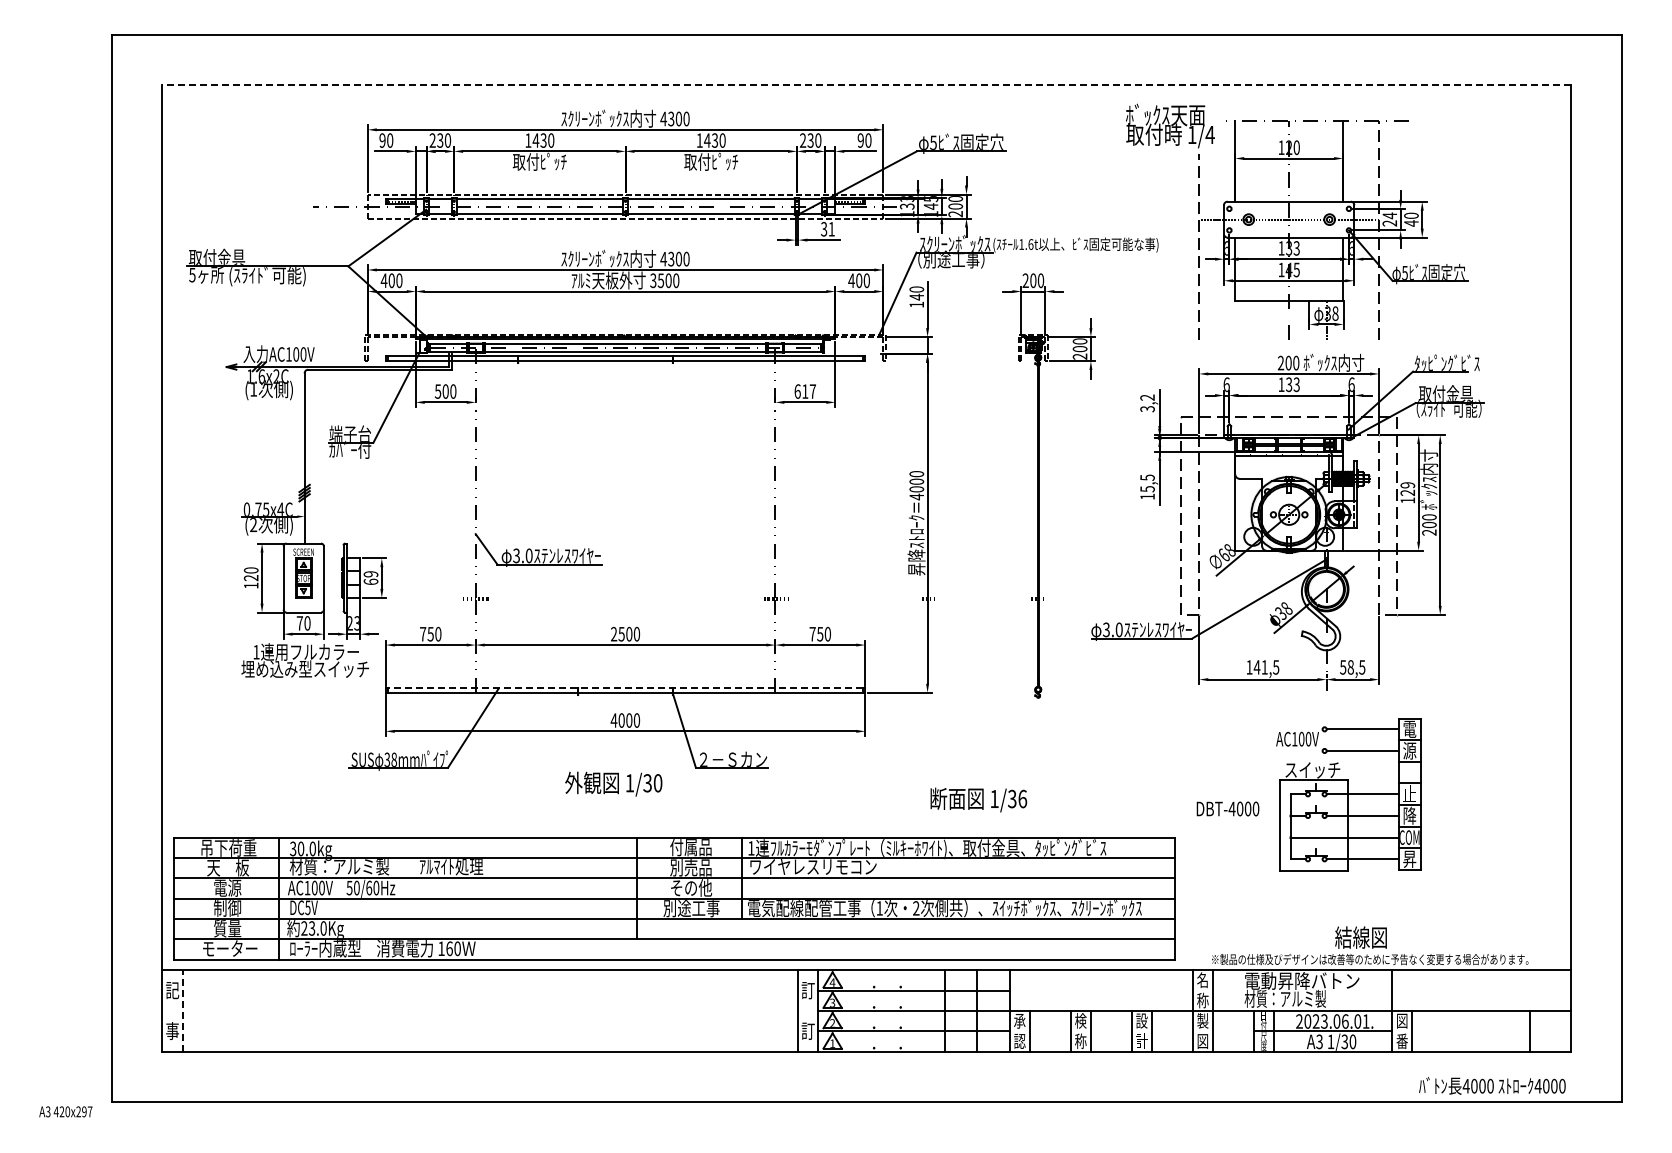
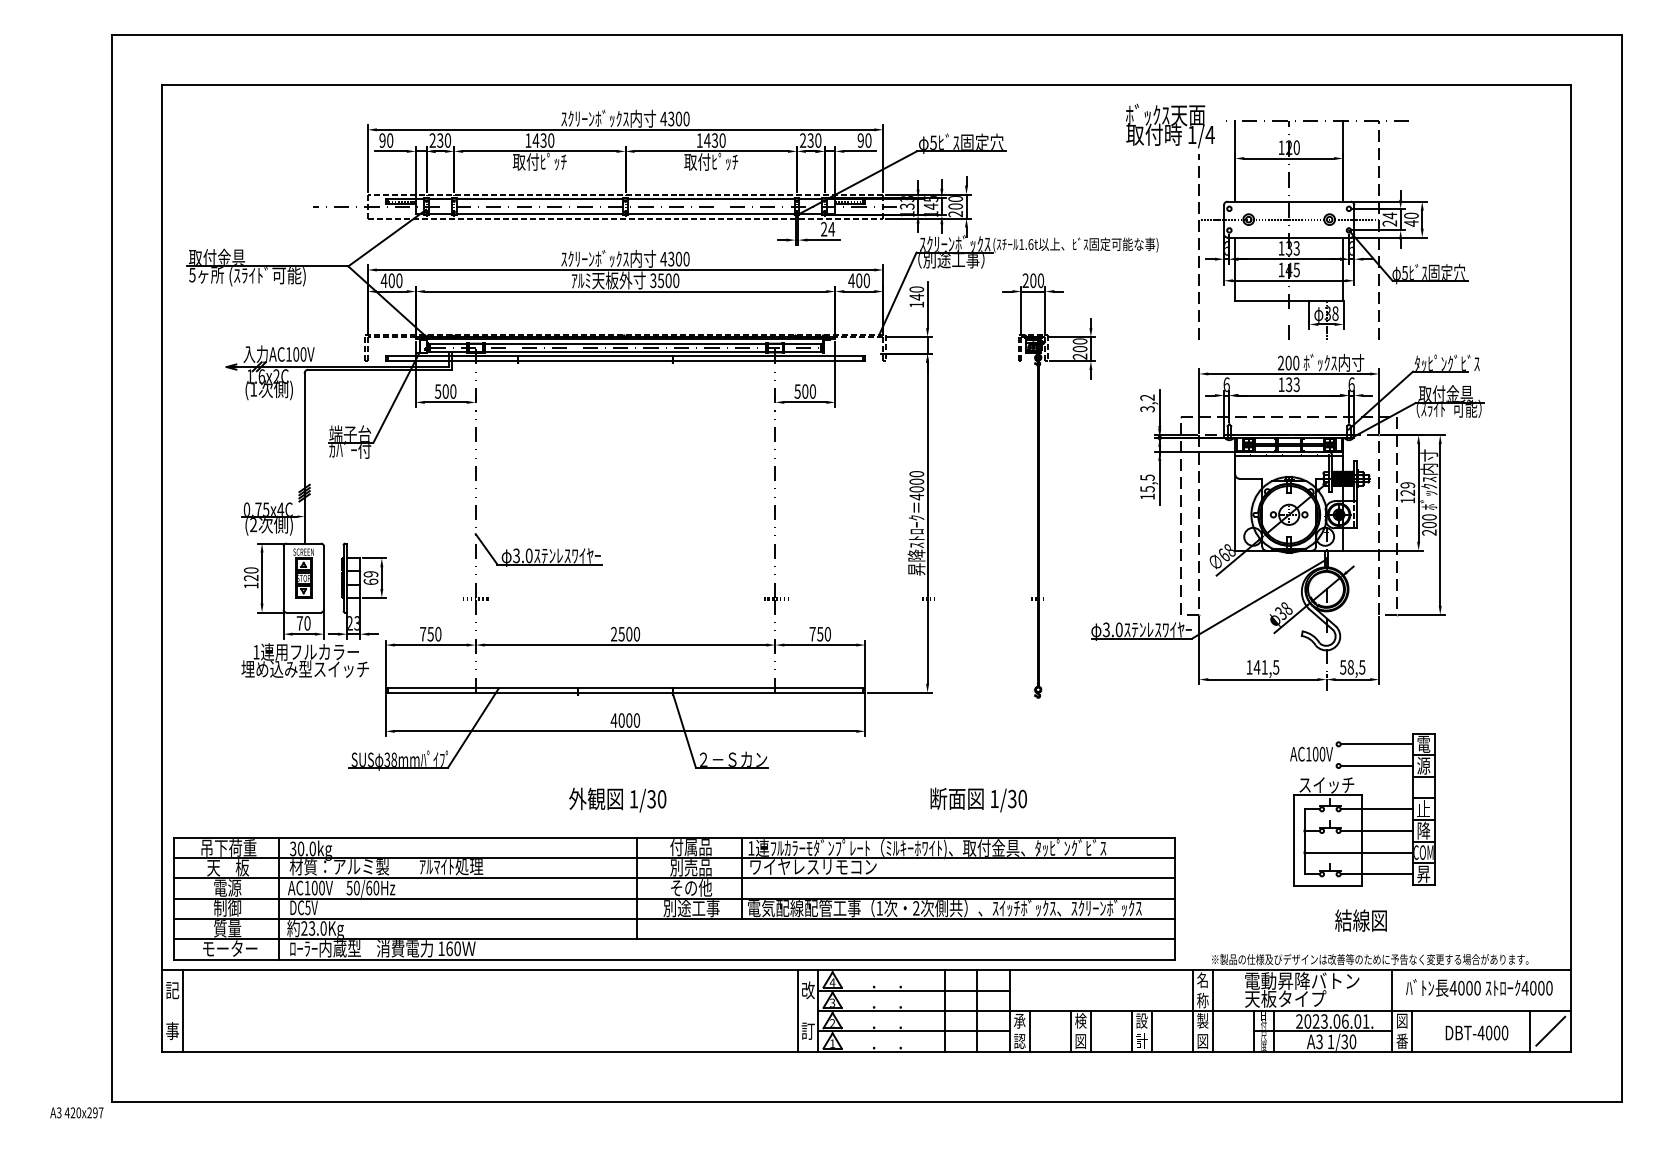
line: dashed -> solid (866, 85)
text: 31 -> 24 (828, 229)
text: 617 -> 500 (805, 391)
line: dashed -> solid (625, 688)
text position: (613, 783) -> (617, 799) (617, 799)
part position: (1348, 794) -> (1362, 809) (1362, 809)
text: 1/36 -> 1/30 (1022, 798)
text position: (1227, 808) -> (1476, 1032) (1476, 1032)
text position: (1360, 937) -> (1360, 920) (1360, 920)
text: 訂 -> 改 (807, 990)
text: 材質：アルミ製 -> 天板タイプ (1285, 998)
line: dashed -> solid (182, 1010)
line: none -> present (1550, 1030)
text: 称 -> 図 (1080, 1040)
text position: (1492, 1085) -> (1479, 987) (1479, 987)
text position: (65, 1111) -> (76, 1112) (76, 1112)
